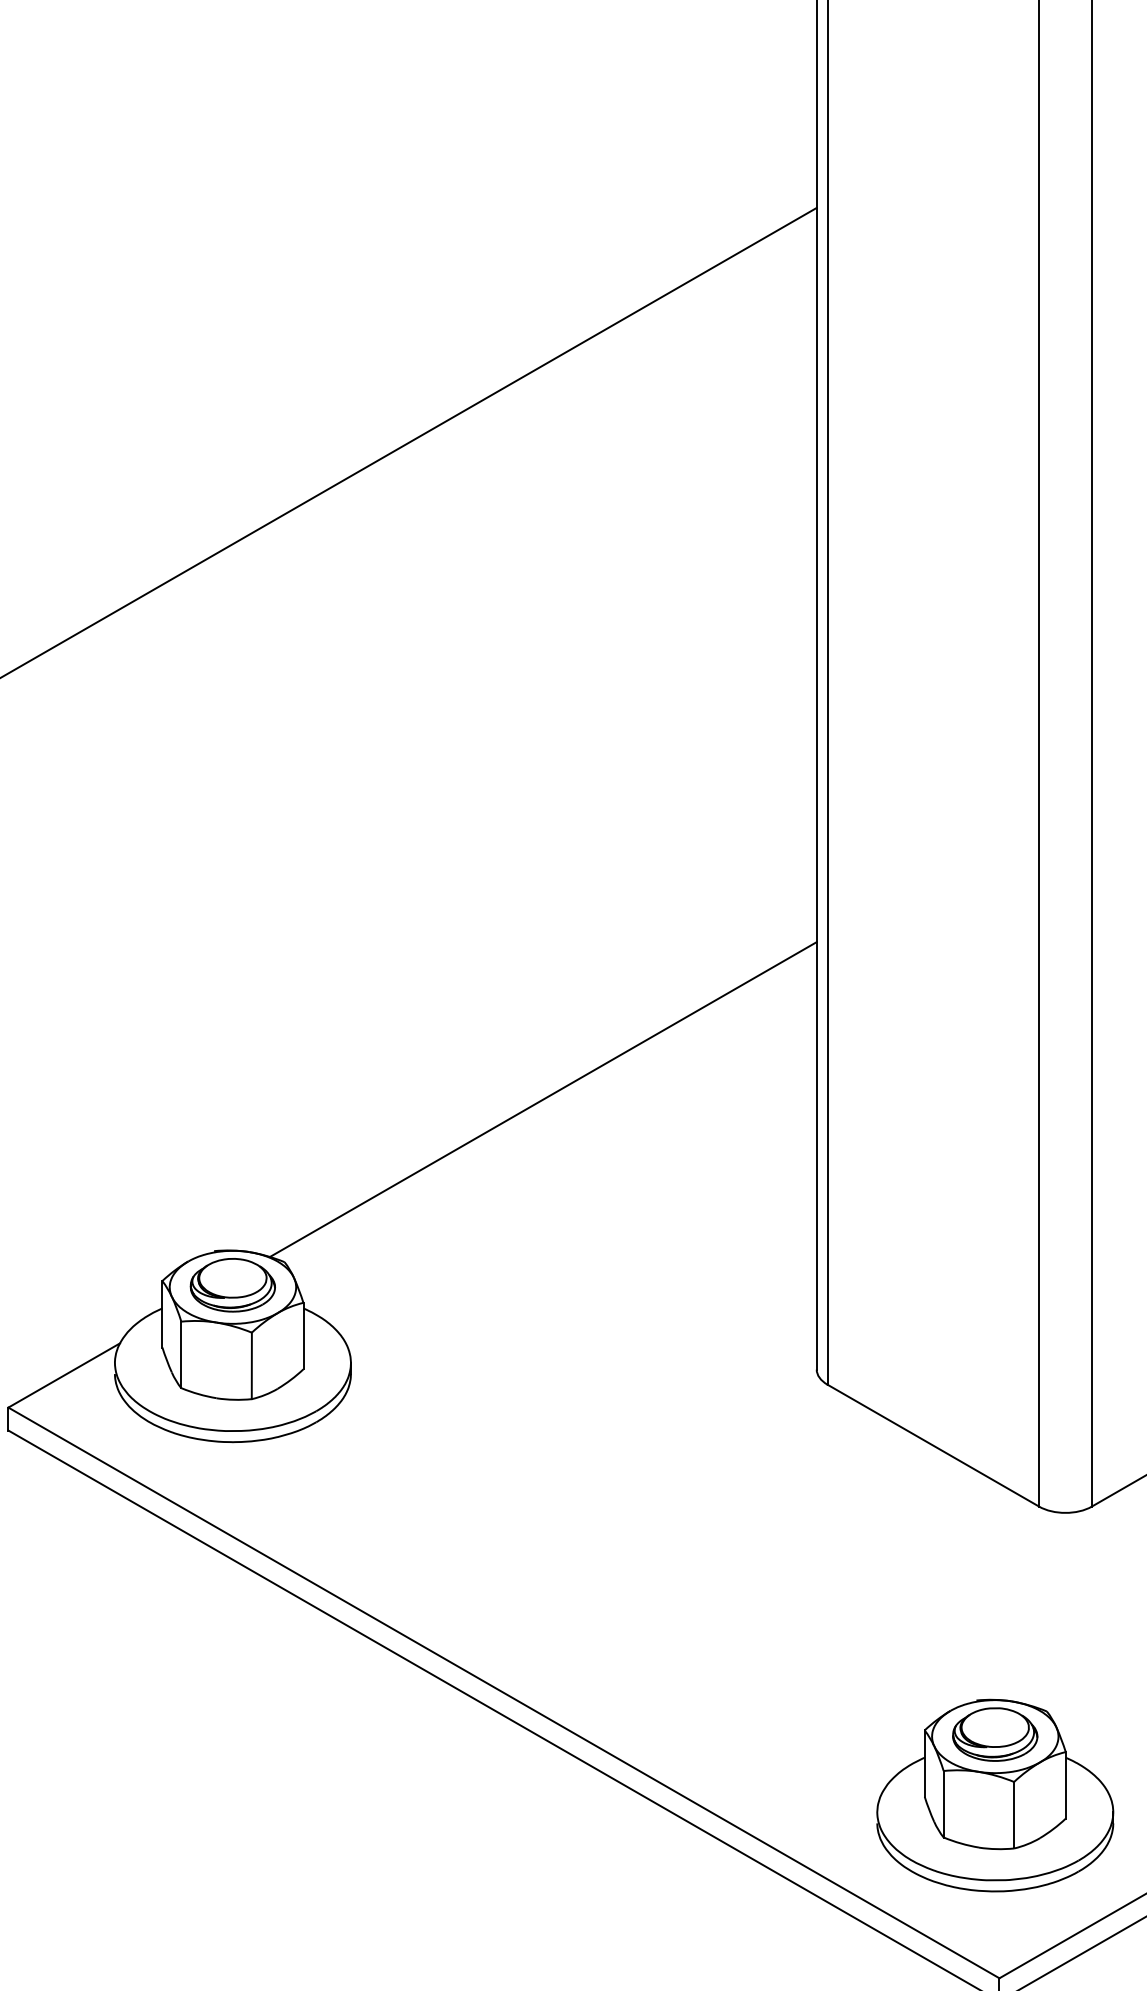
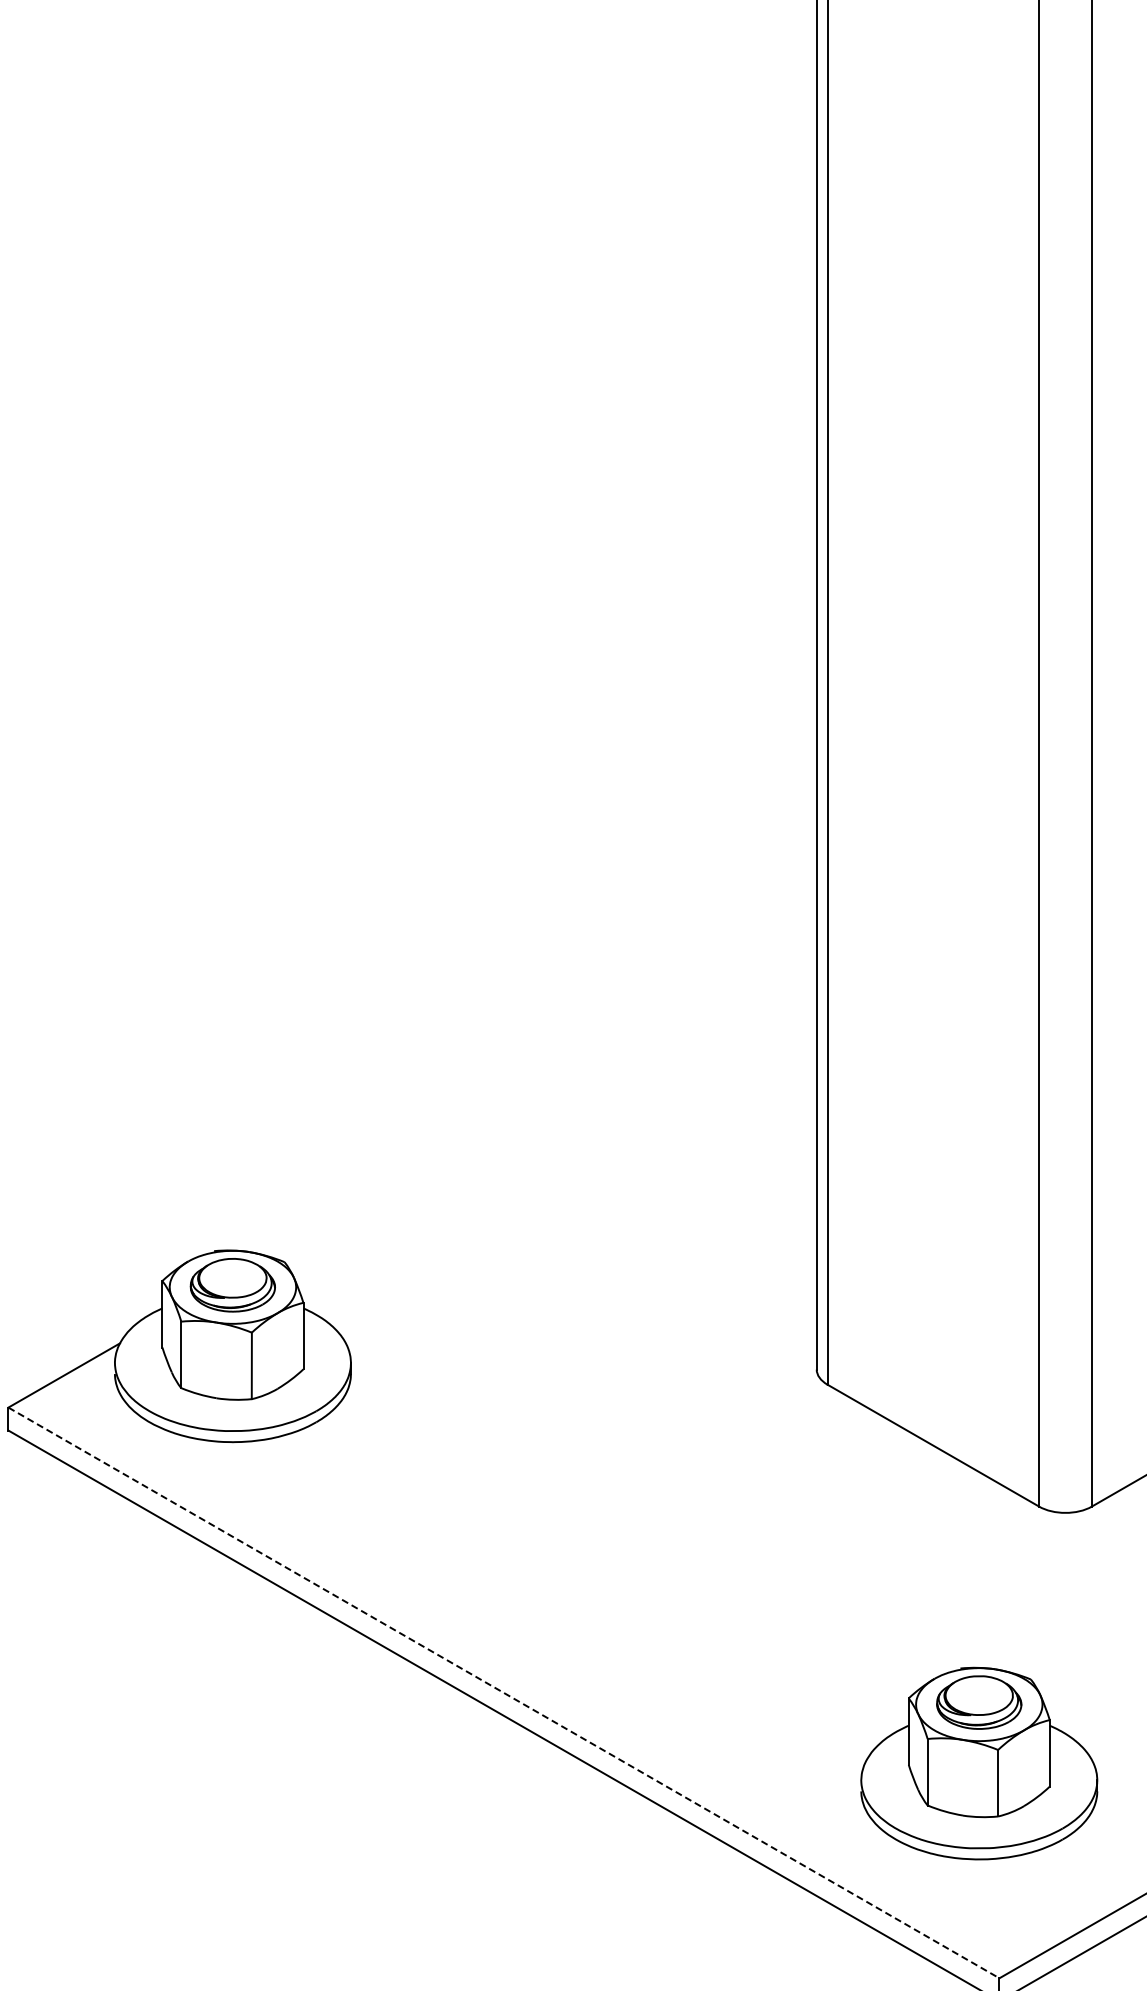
line: present -> none (409, 442)
line: present -> none (543, 1099)
line: solid -> dashed (503, 1692)
part position: (995, 1795) -> (979, 1763) (979, 1763)
